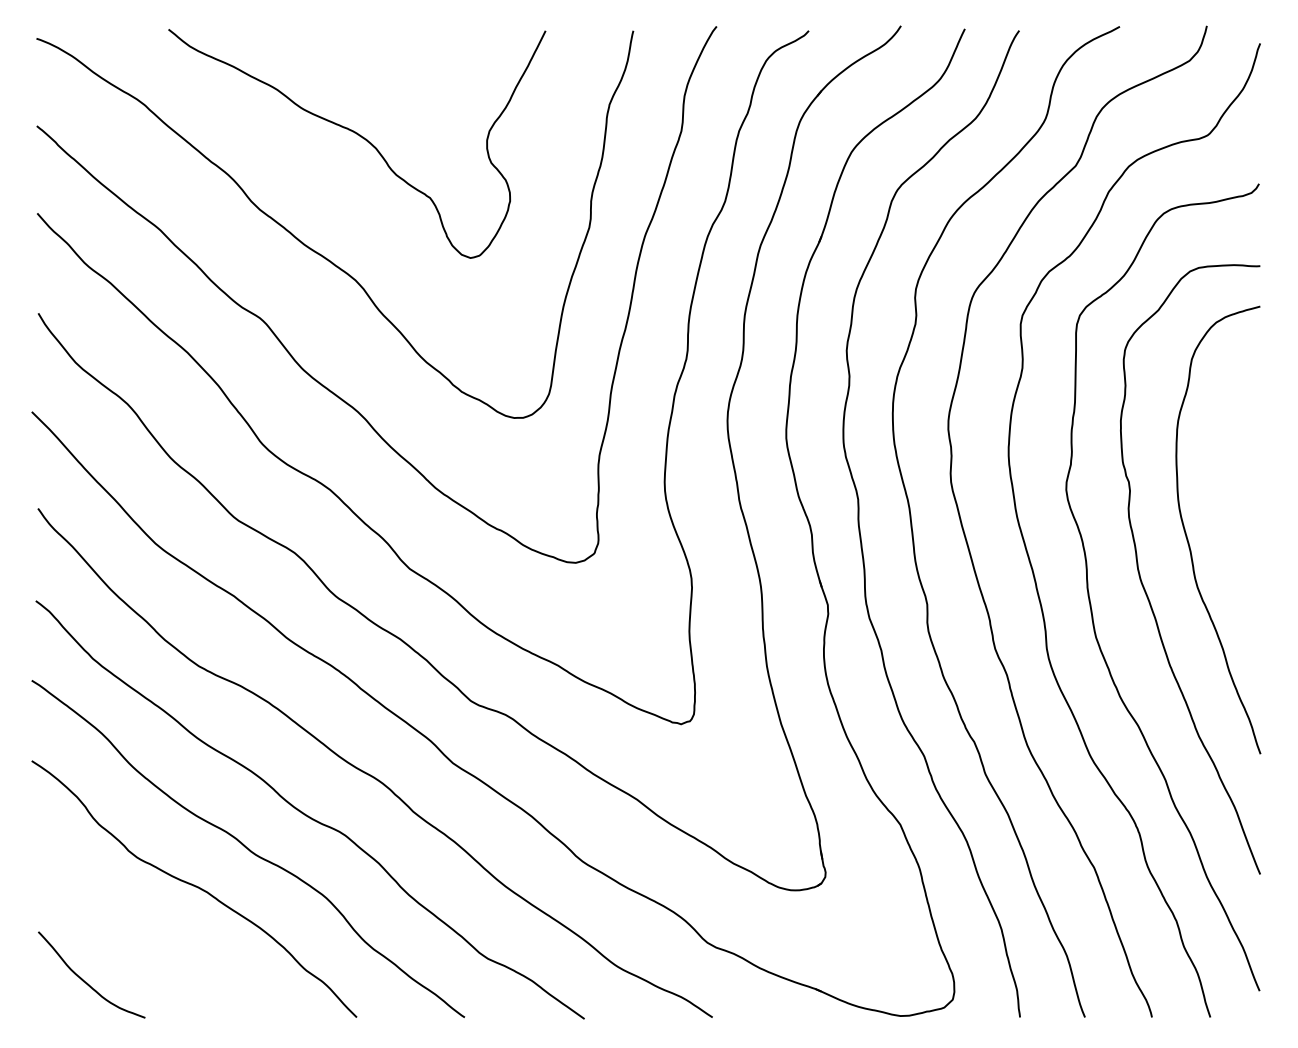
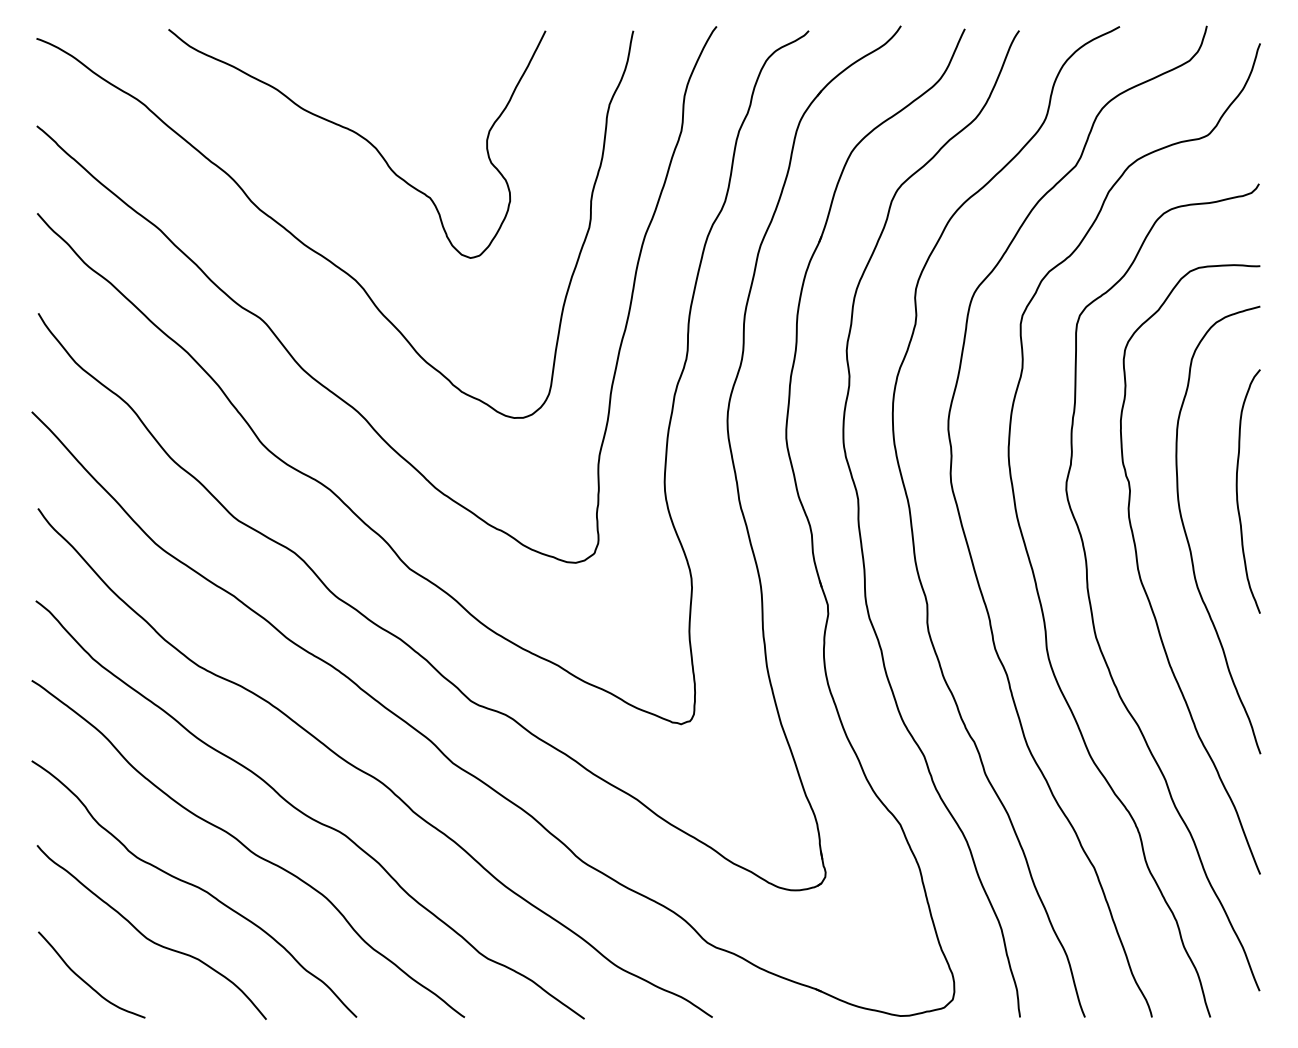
curve: none -> present (1237, 491)
curve: none -> present (149, 938)
